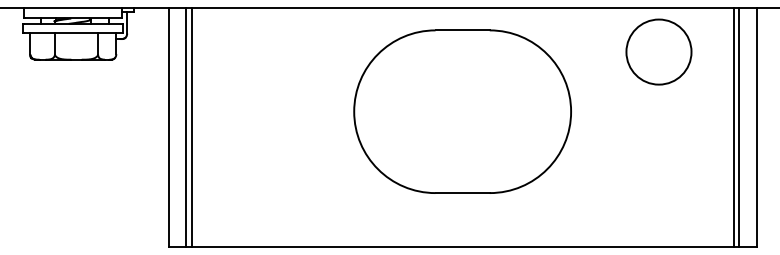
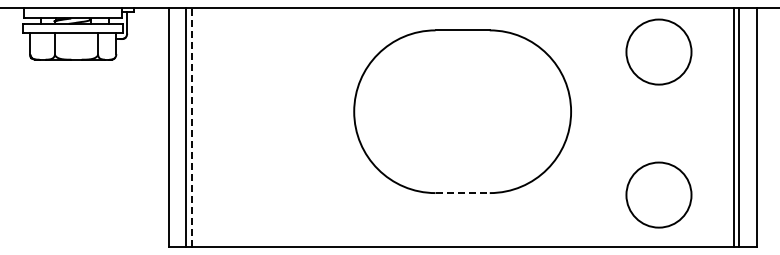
line: solid -> dashed (191, 127)
line: solid -> dashed (463, 193)
circle: none -> present (658, 194)
